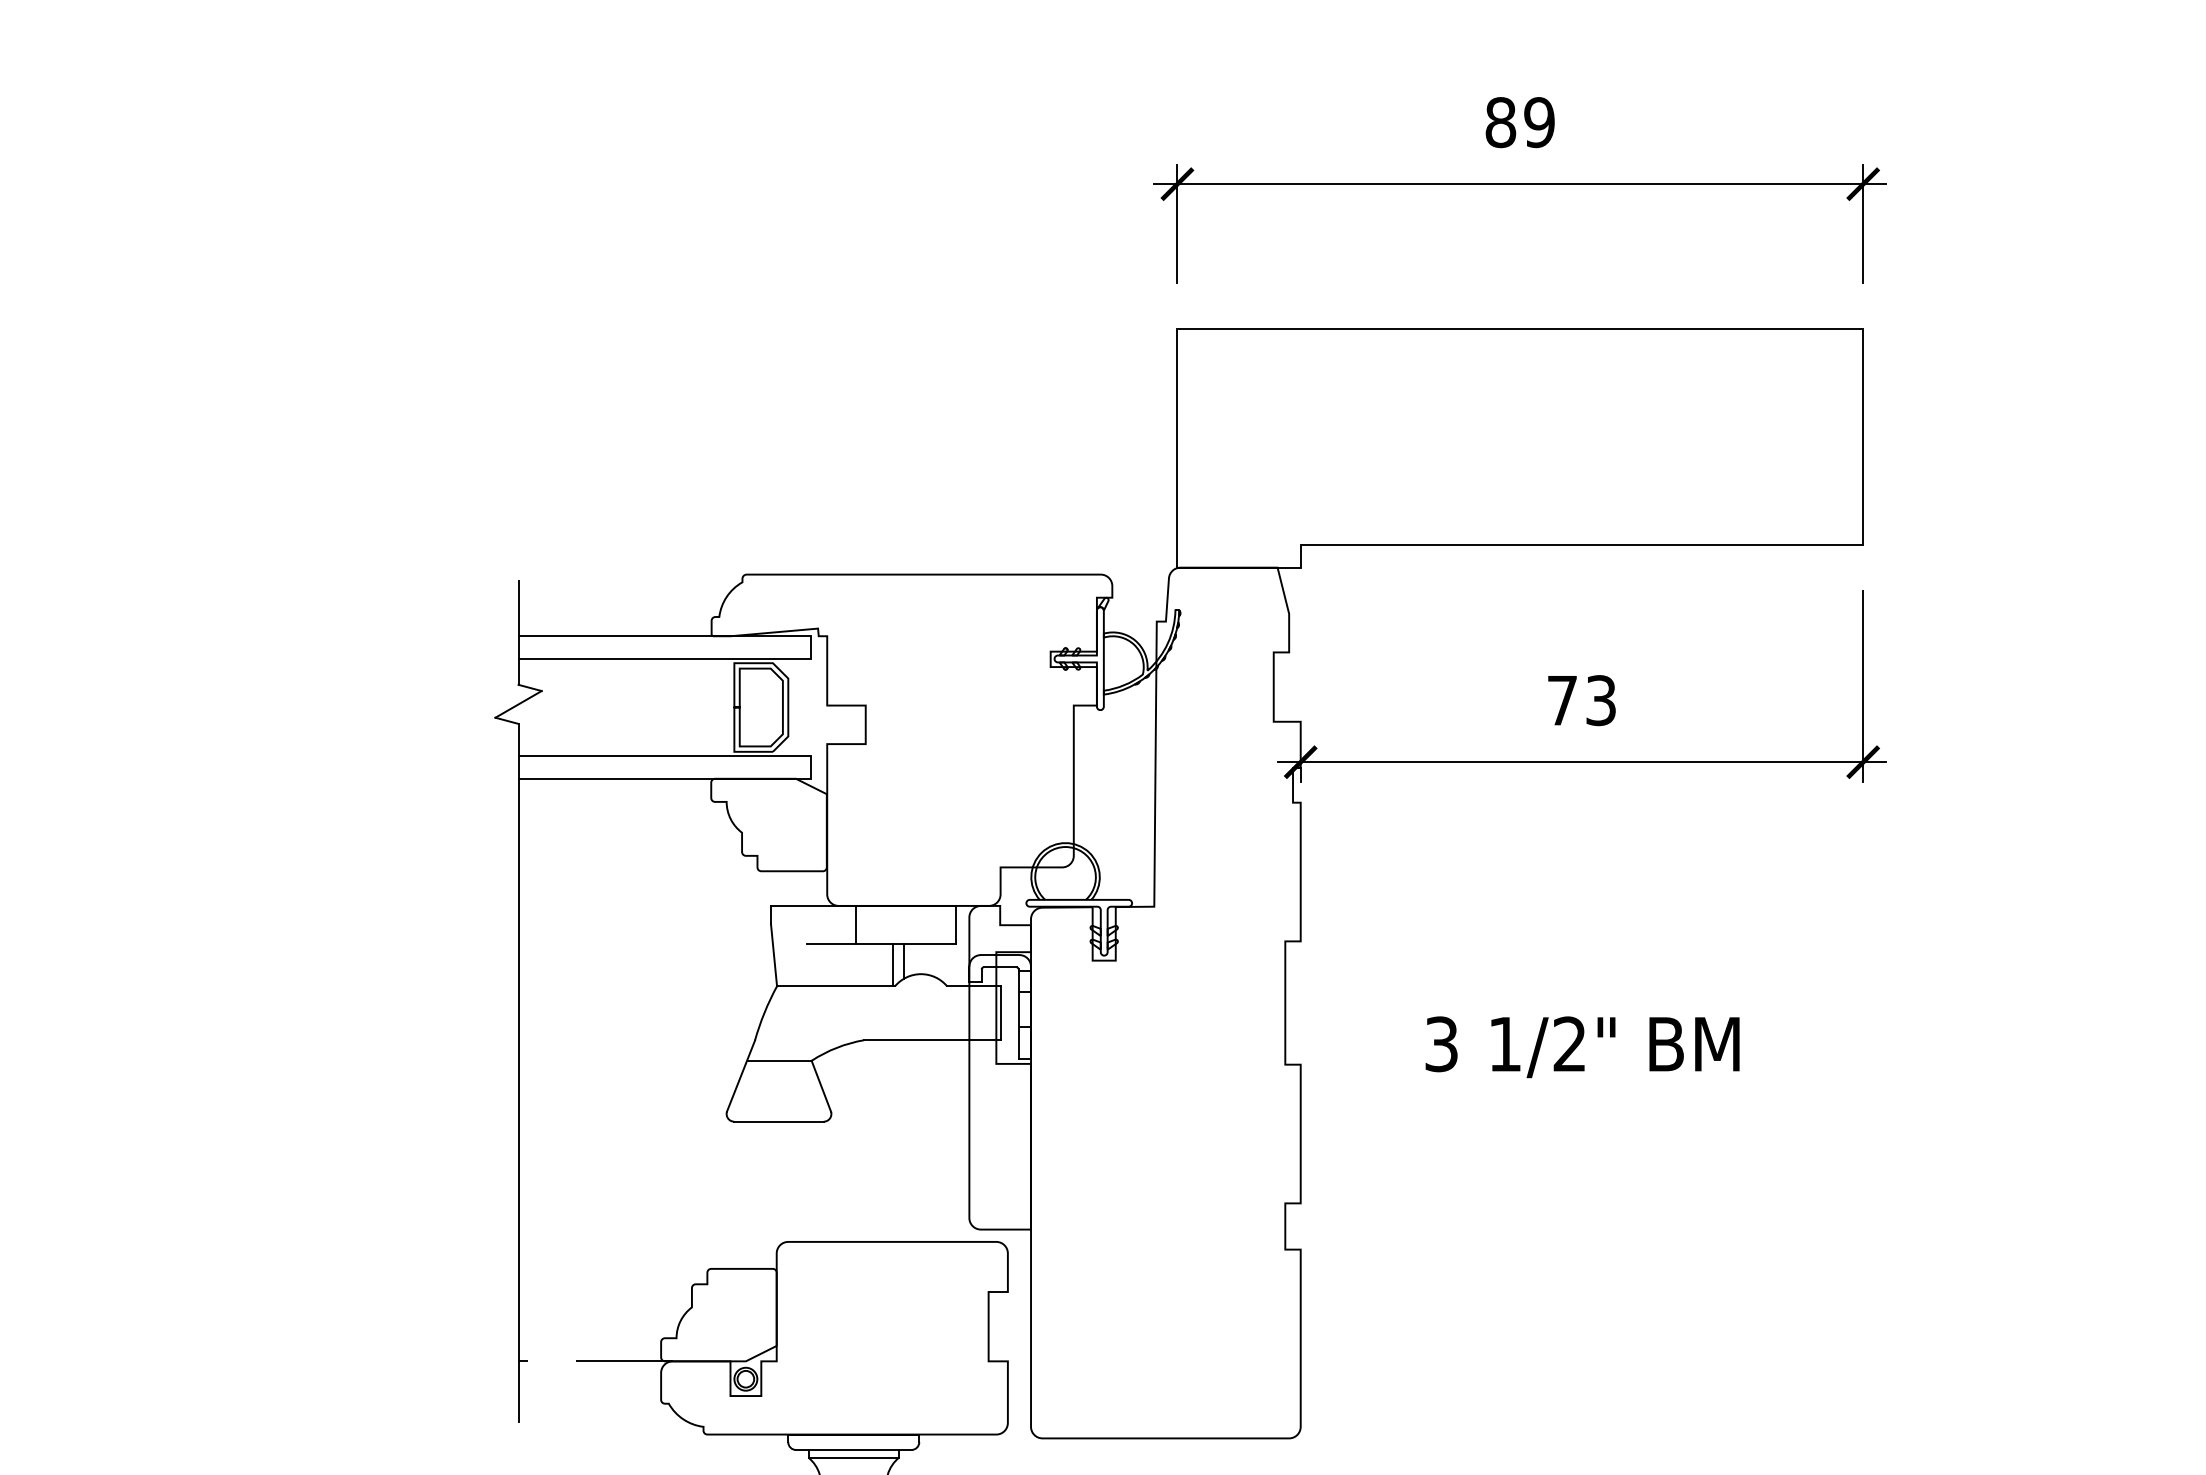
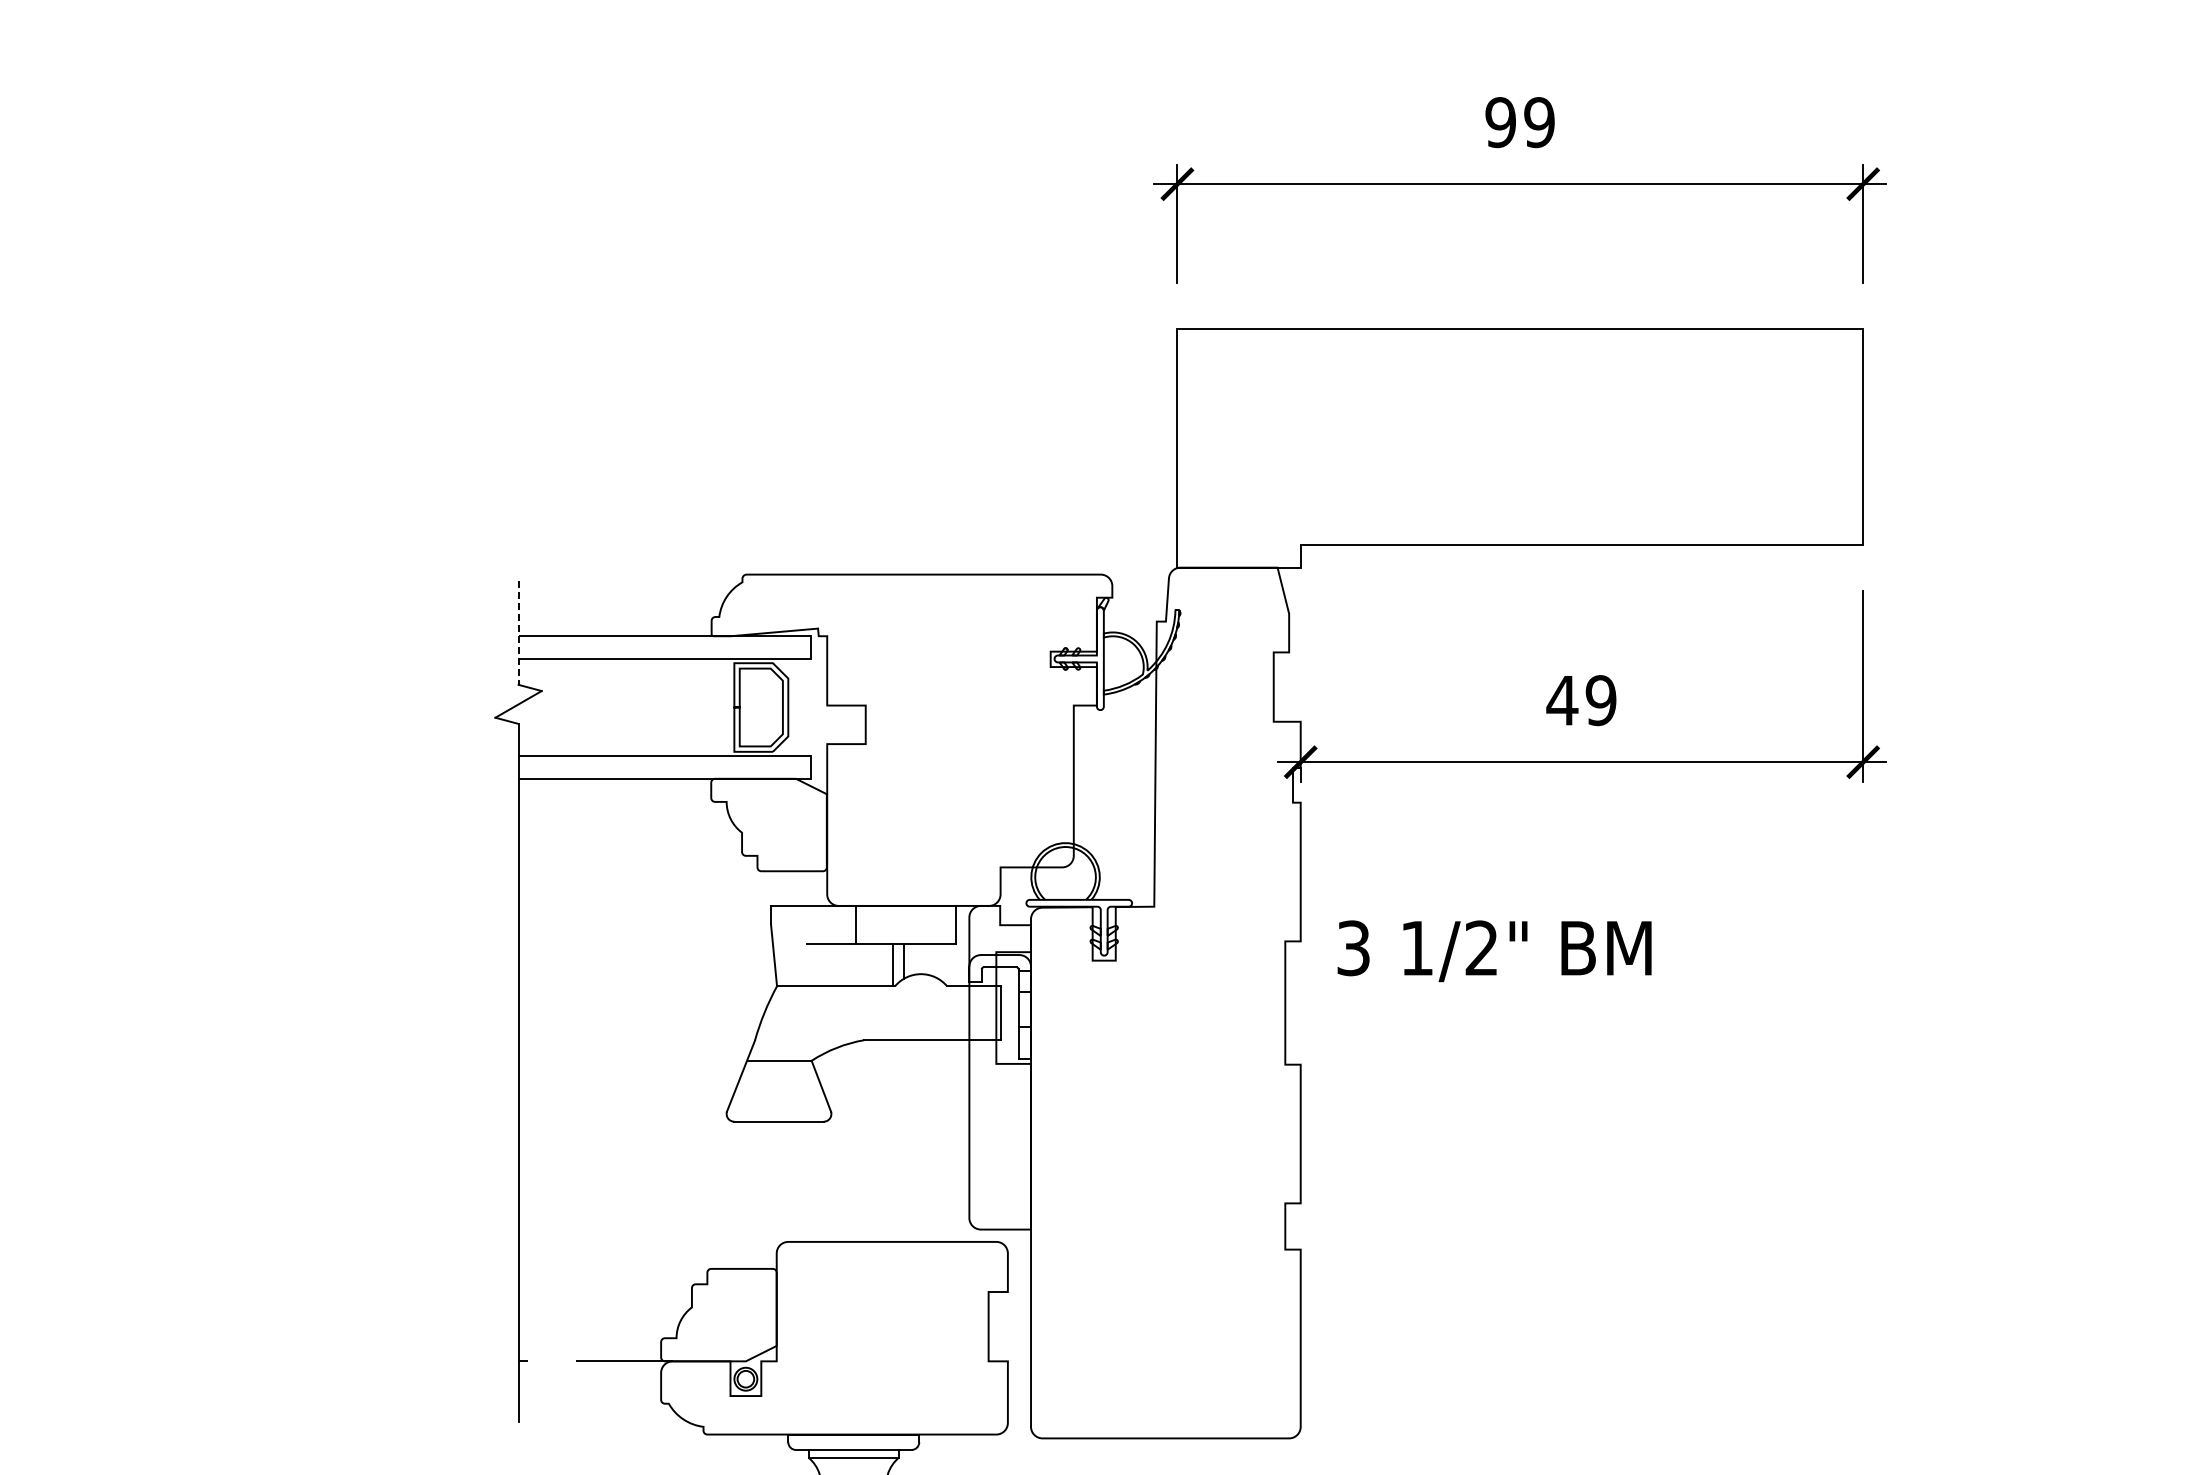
text: 89 -> 99 (1500, 122)
line: solid -> dashed (518, 633)
text: 73 -> 49 (1581, 700)
text position: (1582, 1047) -> (1494, 951) (1494, 951)
